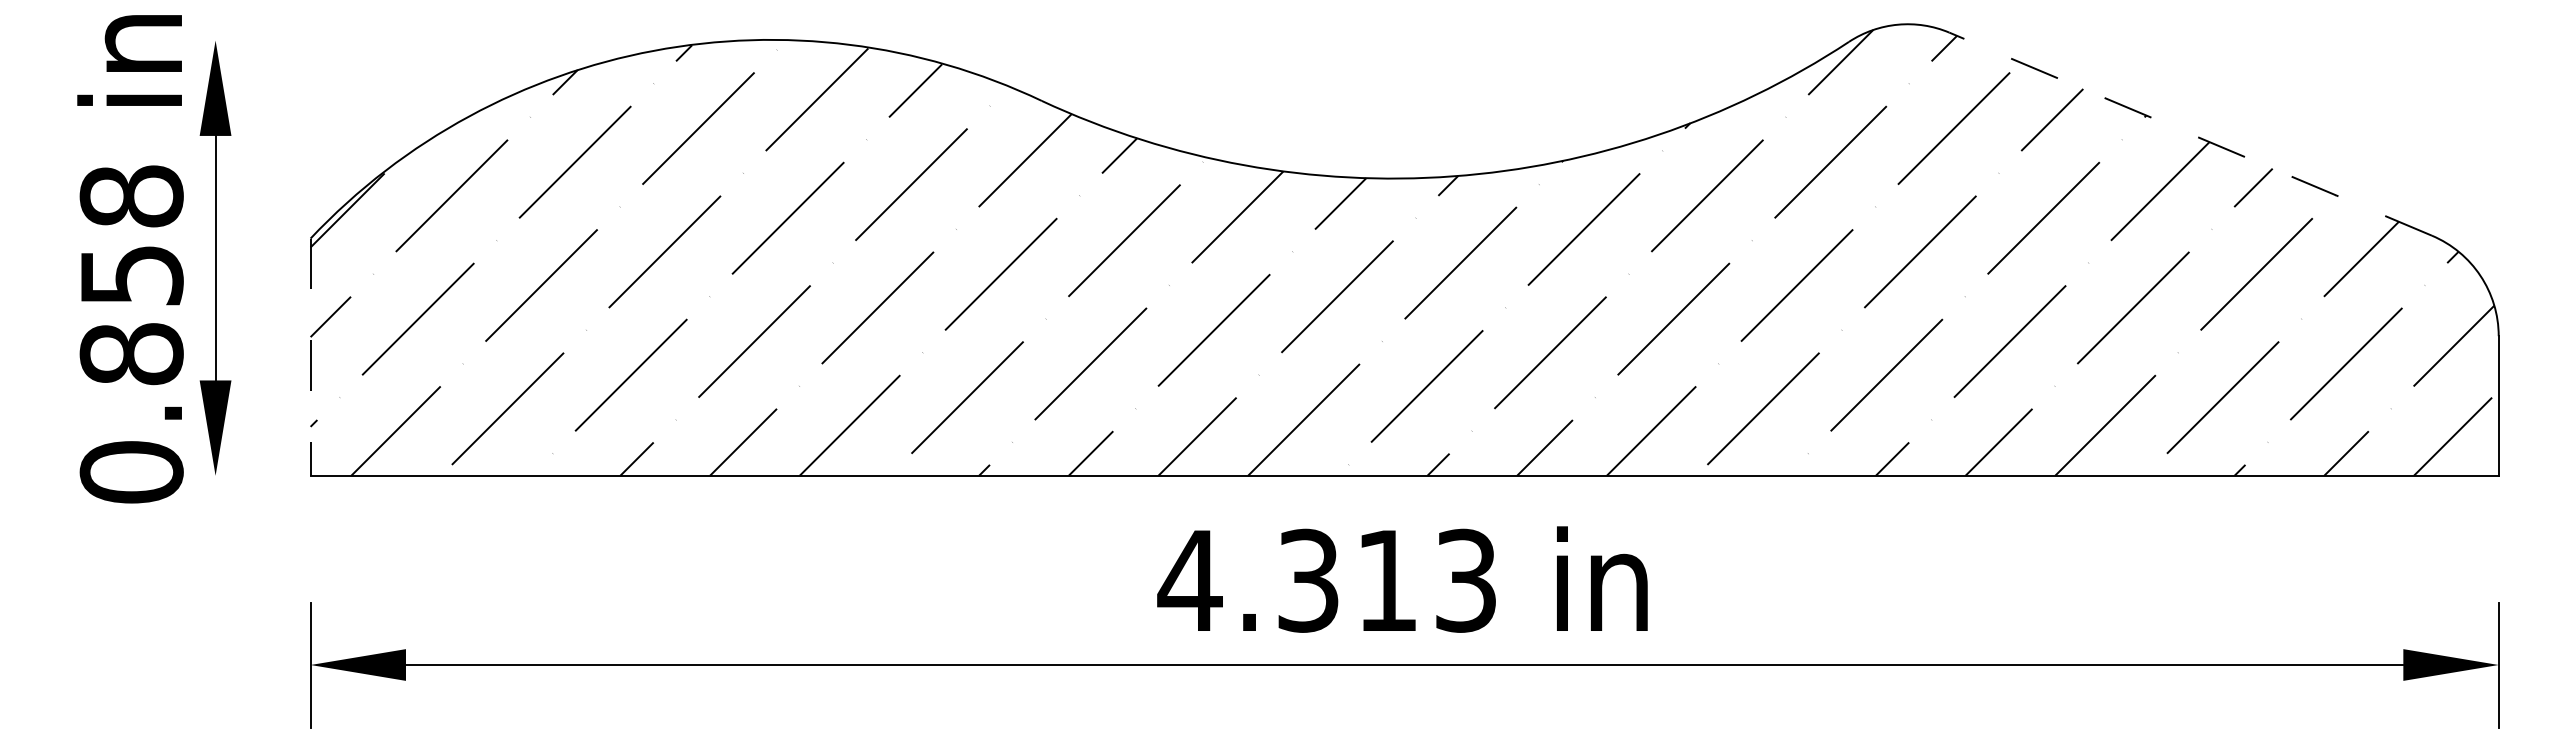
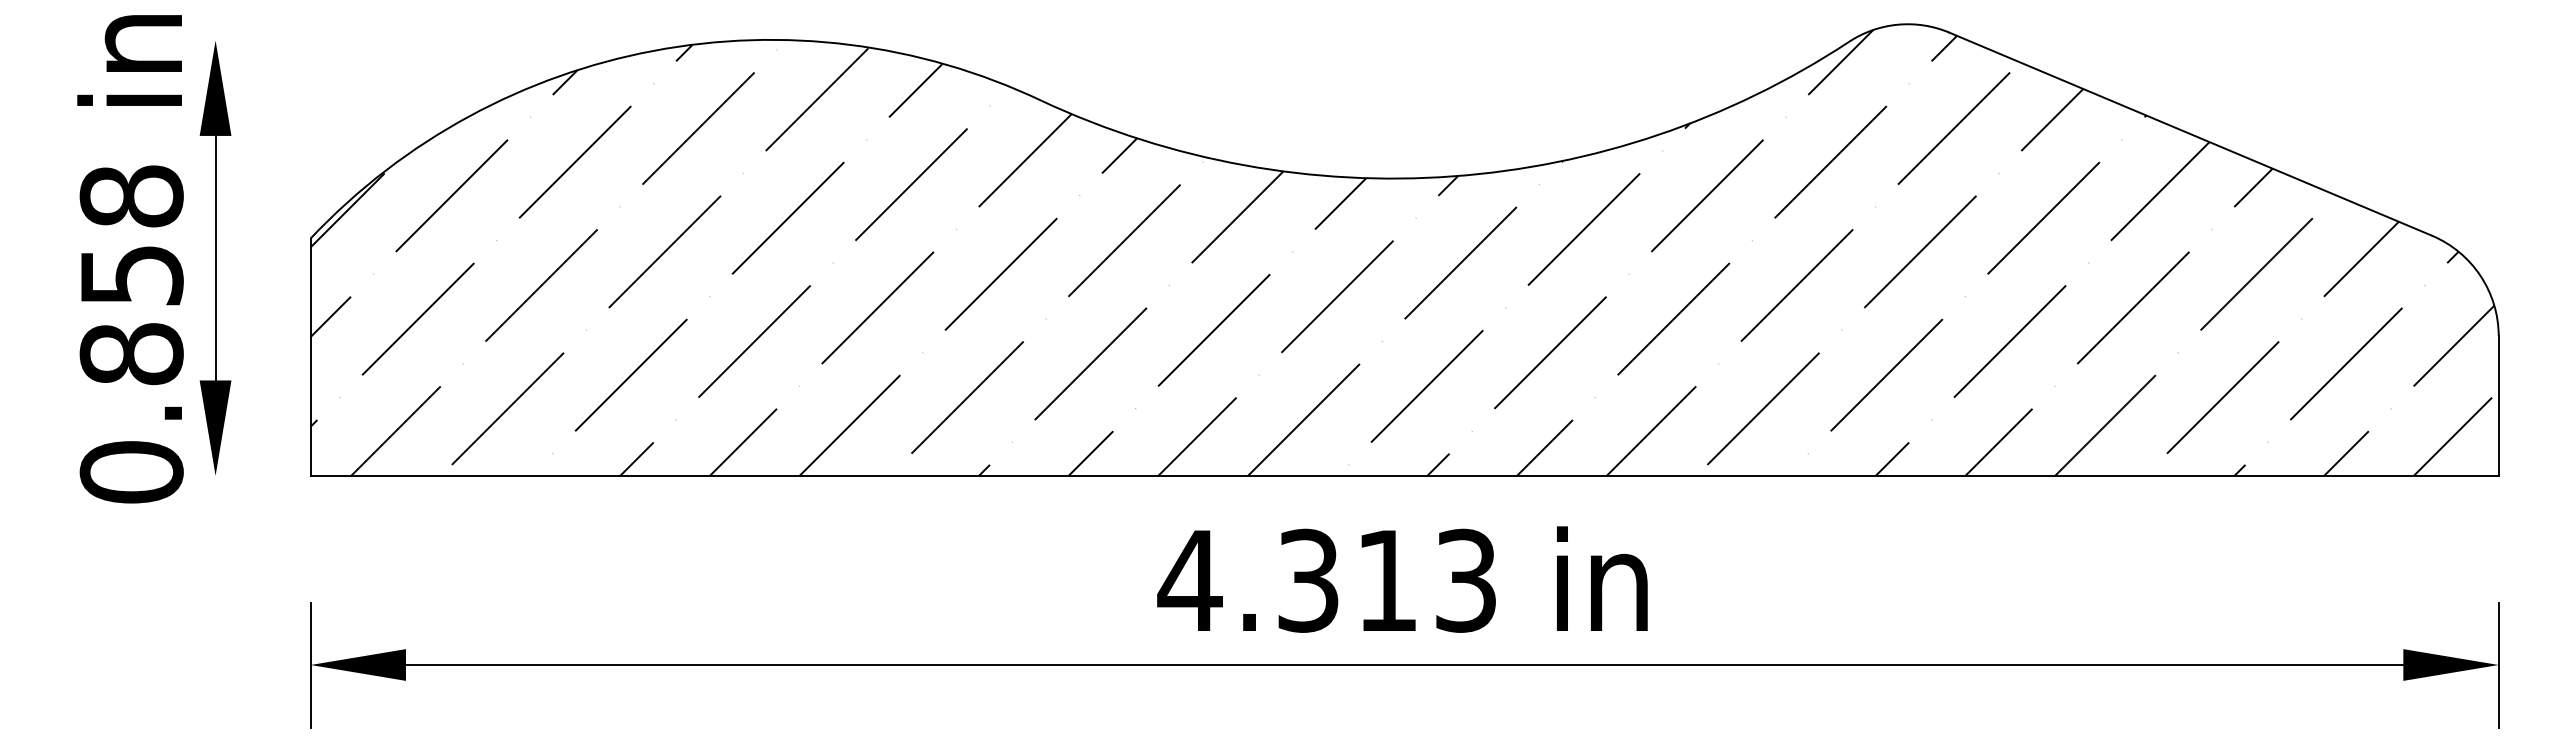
line: dashed -> solid (2190, 134)
line: dashed -> solid (310, 357)
